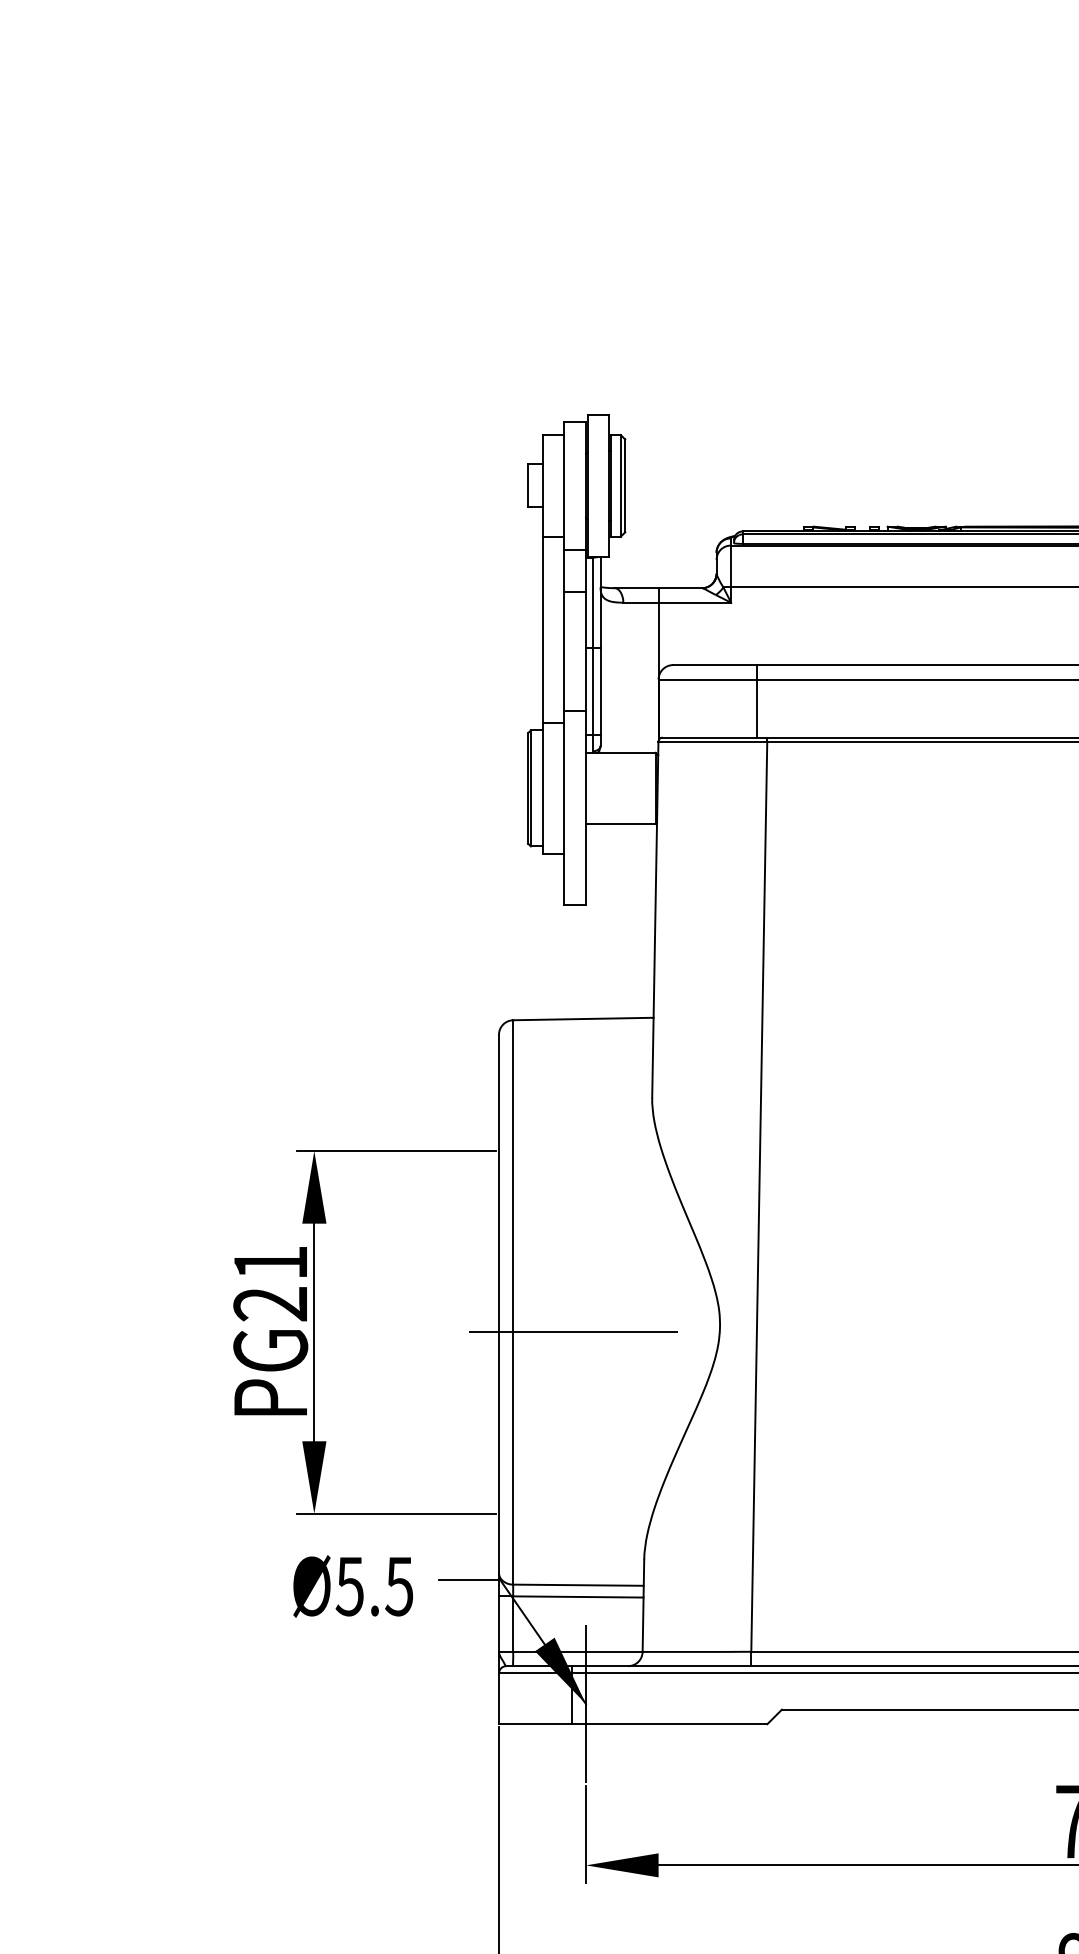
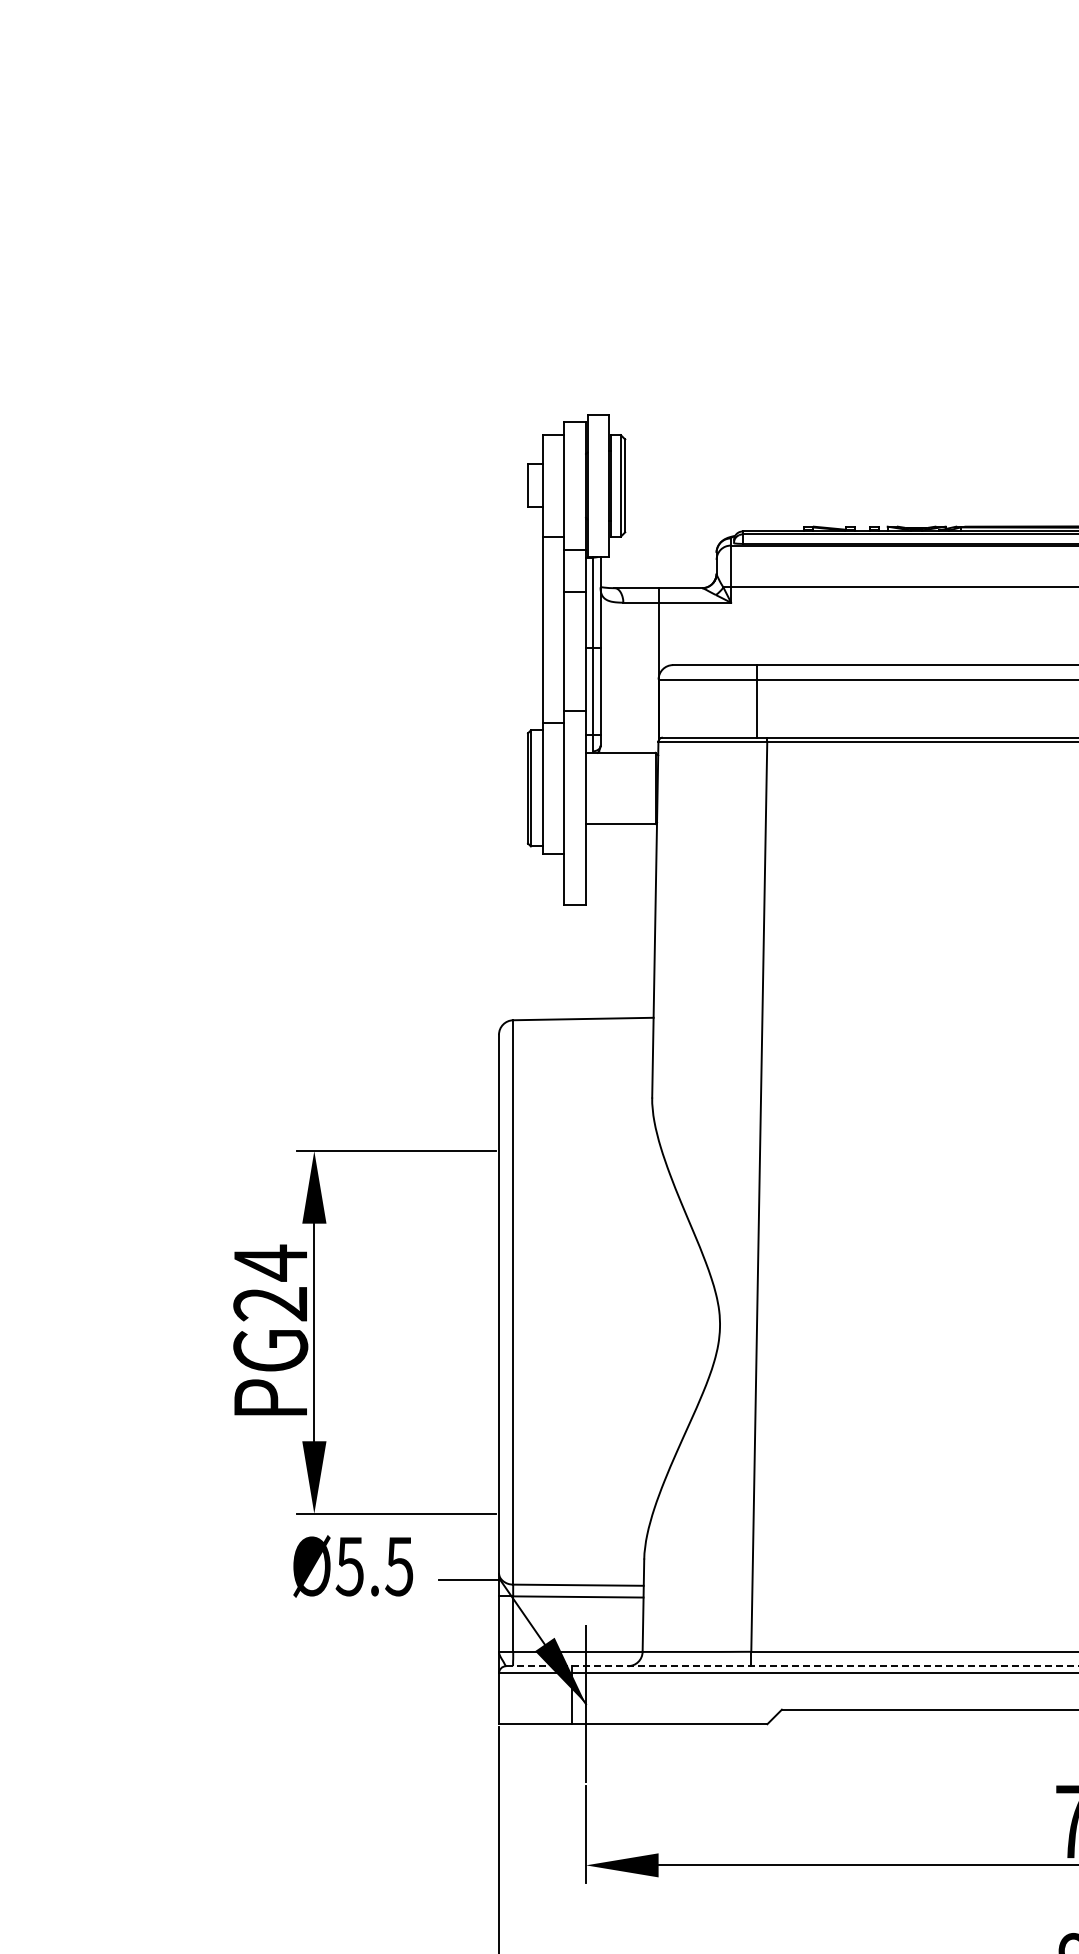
text: PG21 -> PG24 (270, 1262)
line: present -> none (573, 1332)
text position: (353, 1586) -> (353, 1566) (353, 1566)
line: solid -> dashed (793, 1666)
